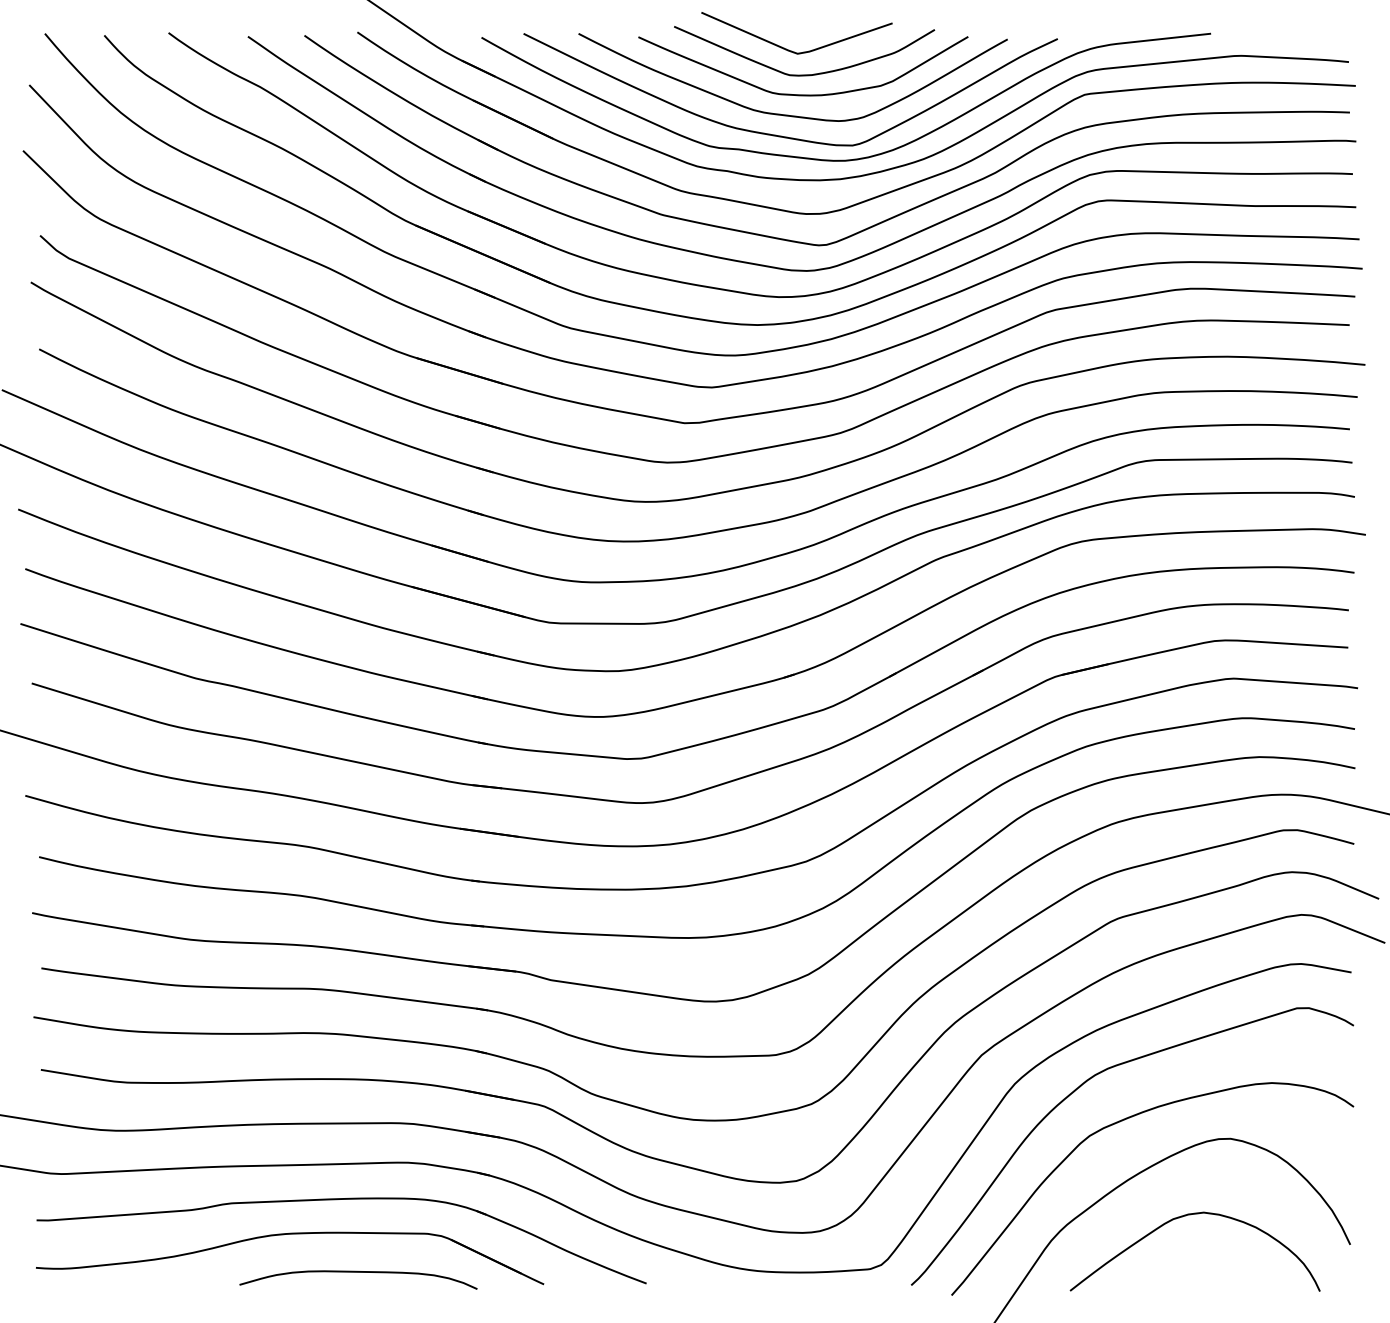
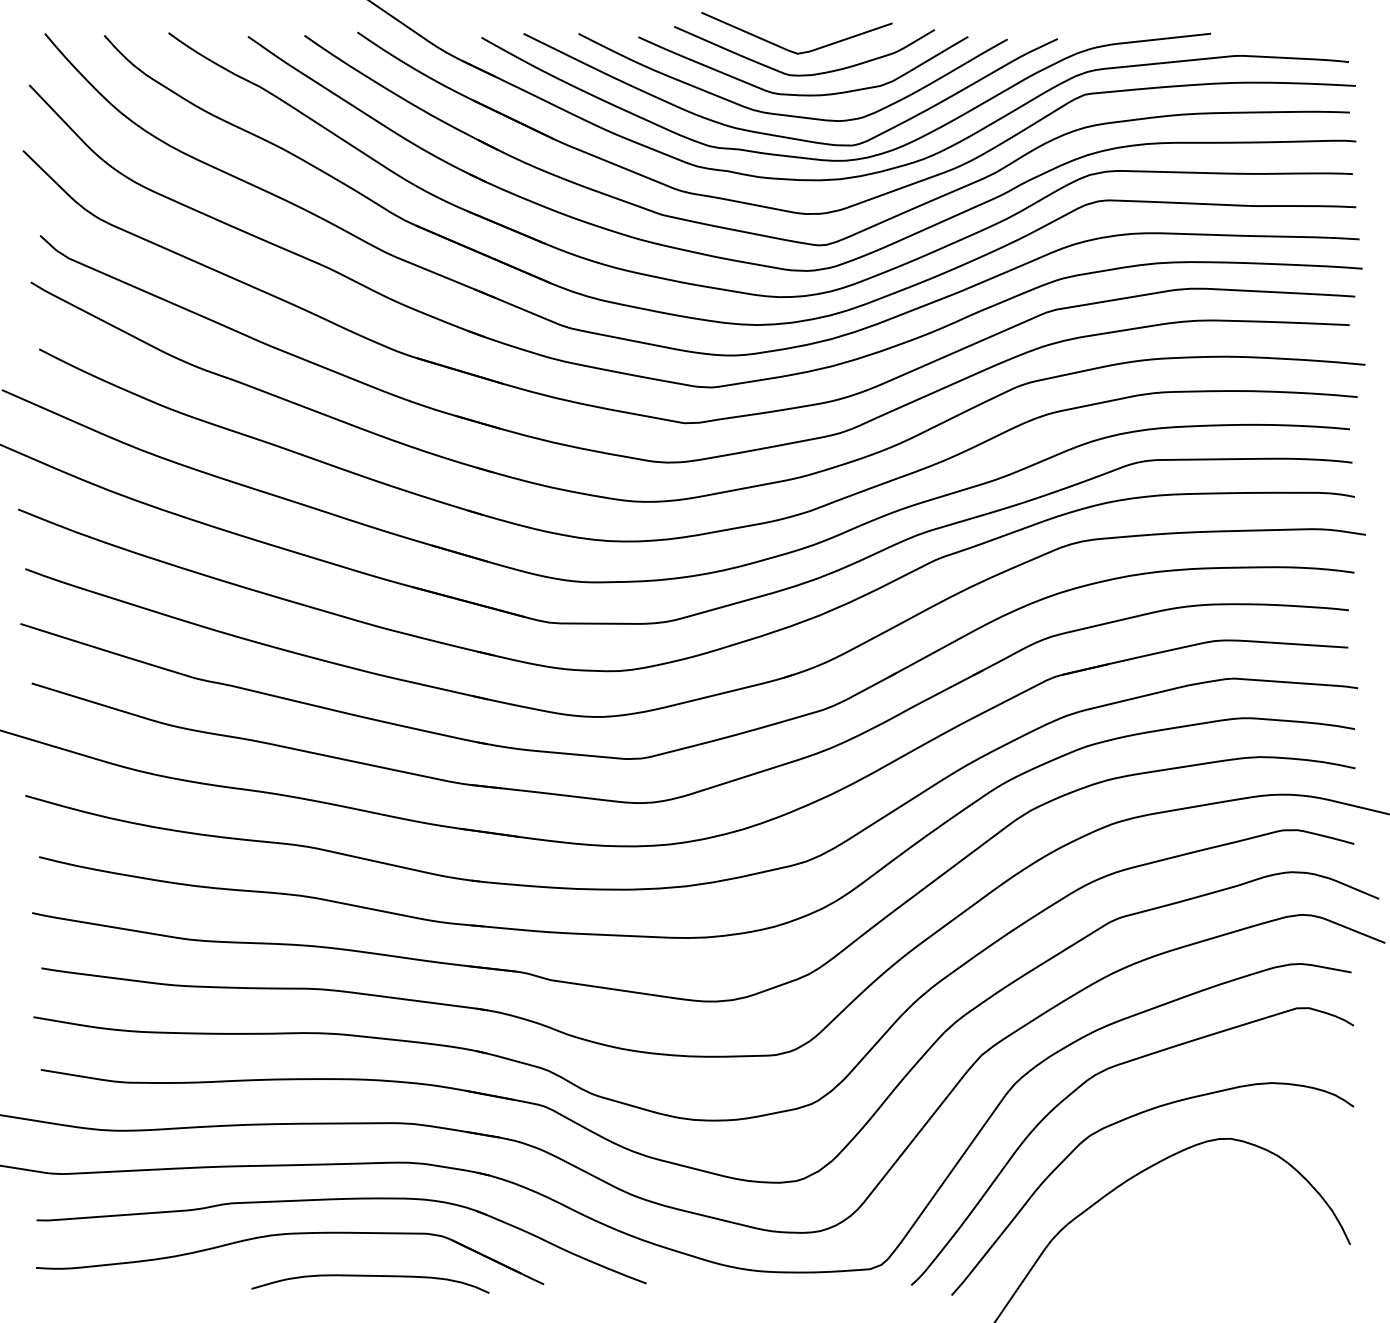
curve: present -> none (1182, 1217)
curve position: (358, 1272) -> (370, 1276) (370, 1276)
